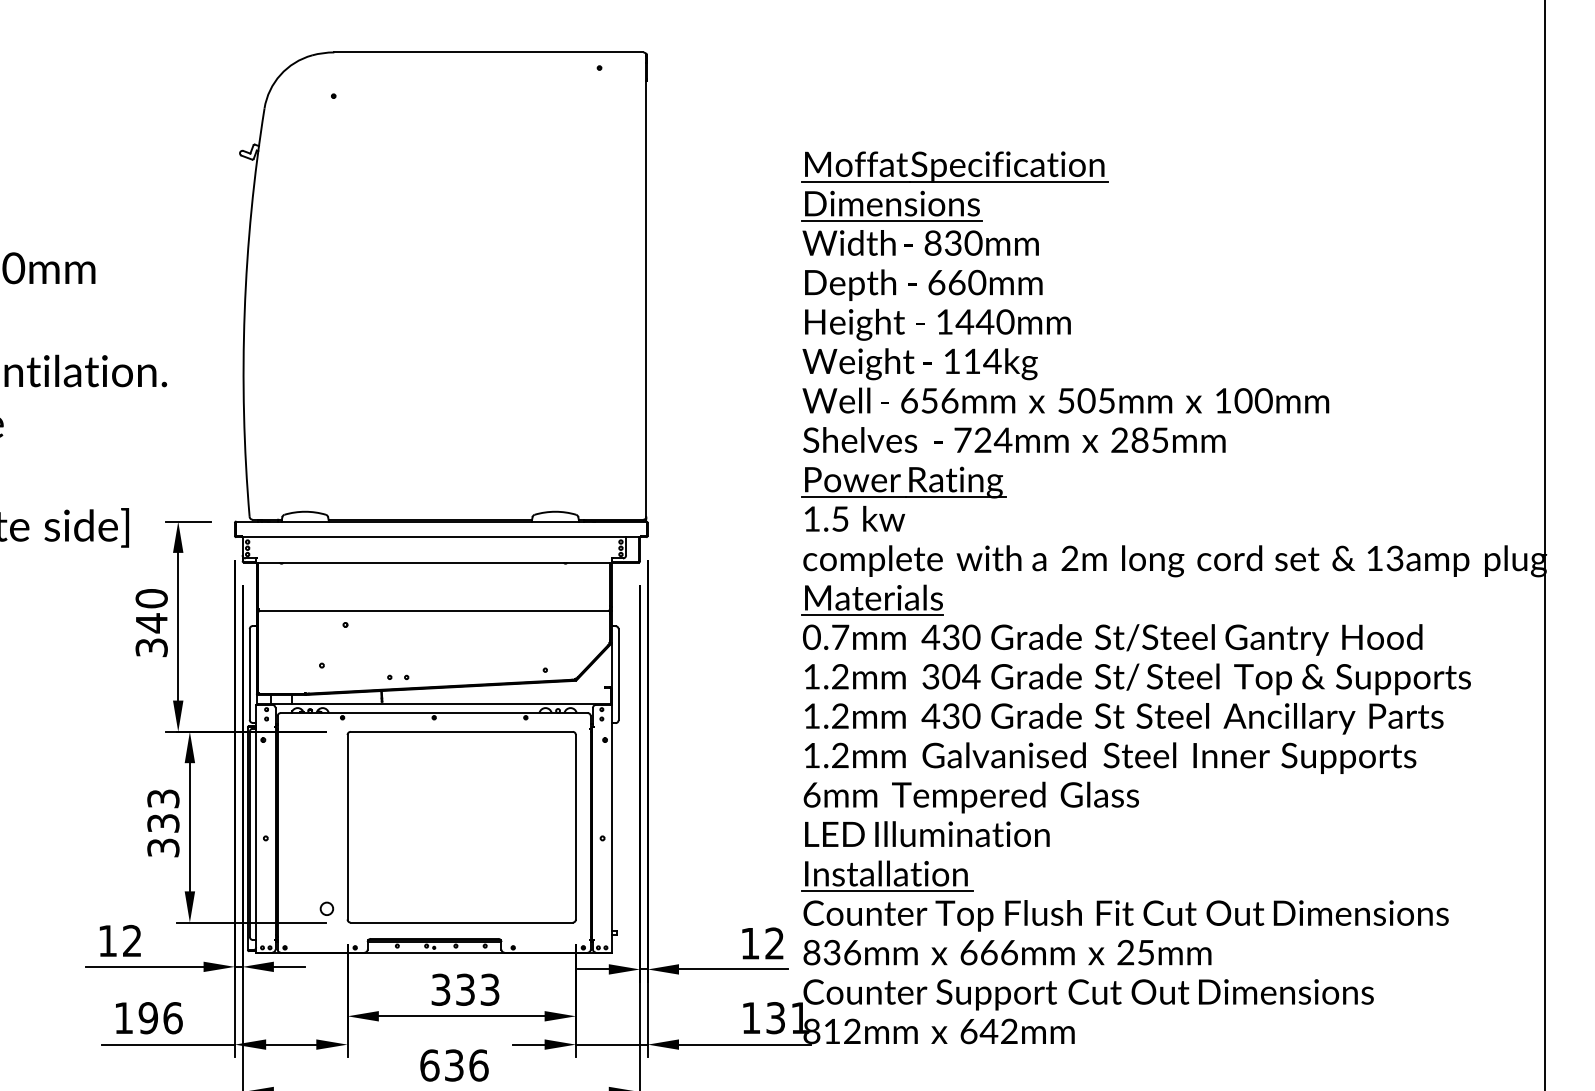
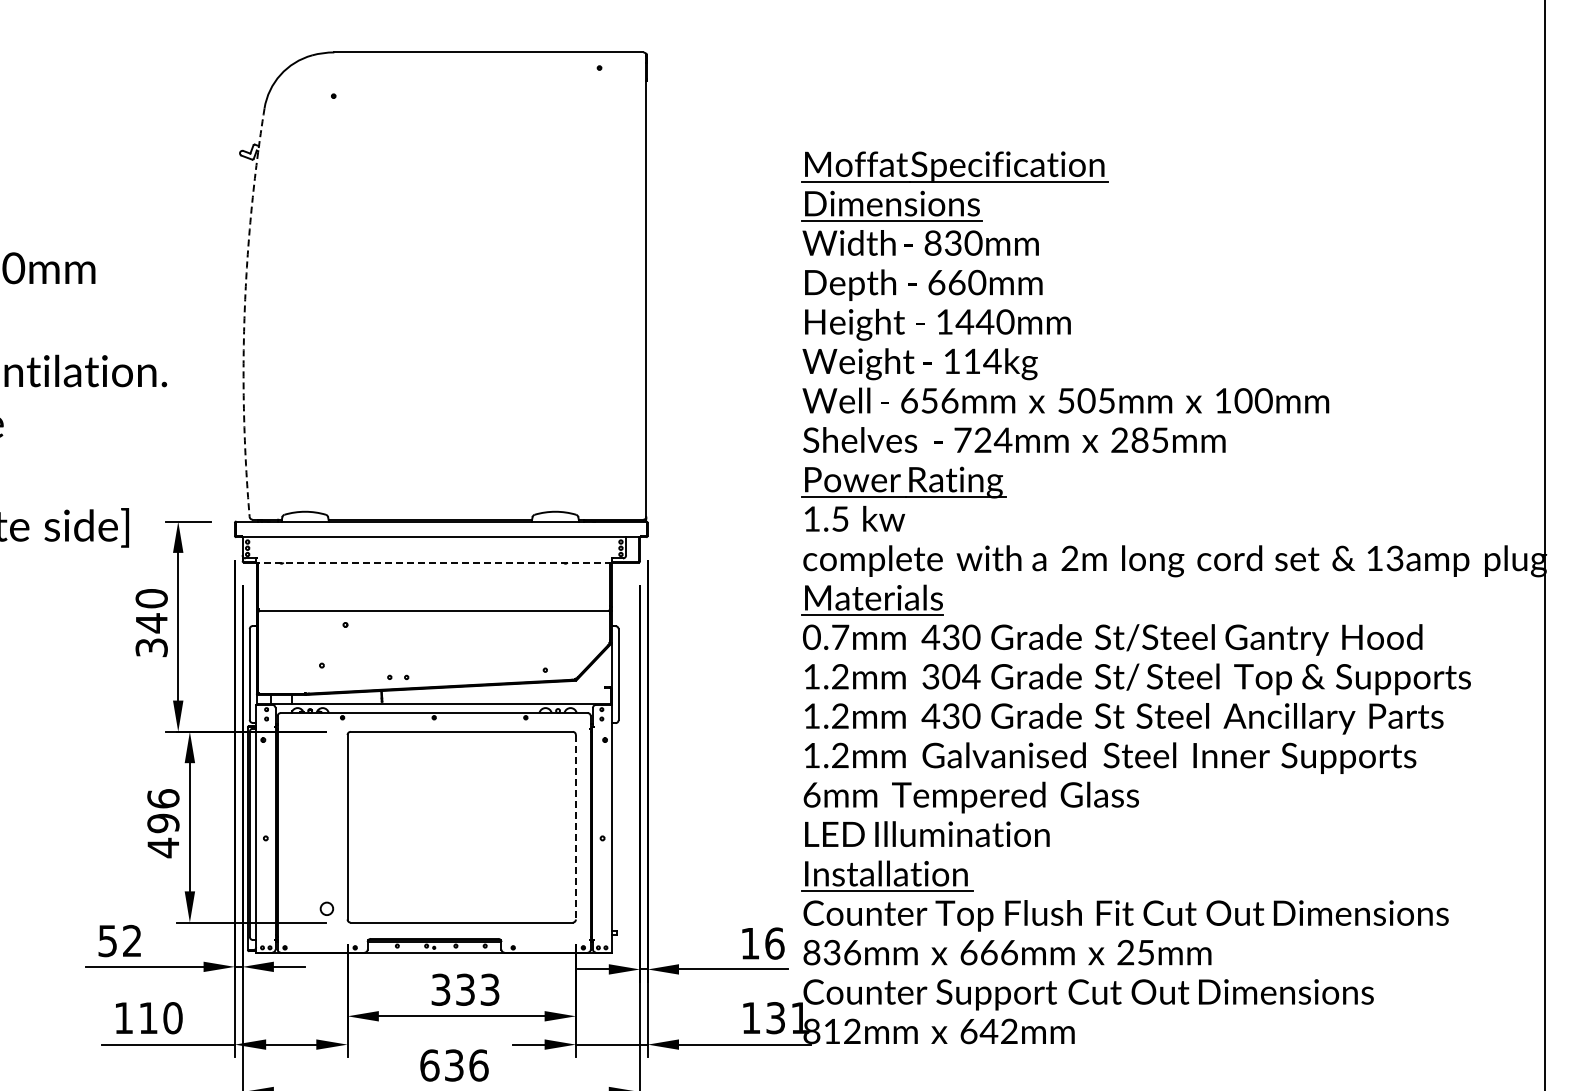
arc: solid -> dashed (244, 312)
line: solid -> dashed (434, 562)
text: 333 -> 496 (163, 823)
line: solid -> dashed (575, 827)
text: 12 -> 52 (107, 941)
text: 12 -> 16 (774, 943)
text: 196 -> 110 (160, 1018)
